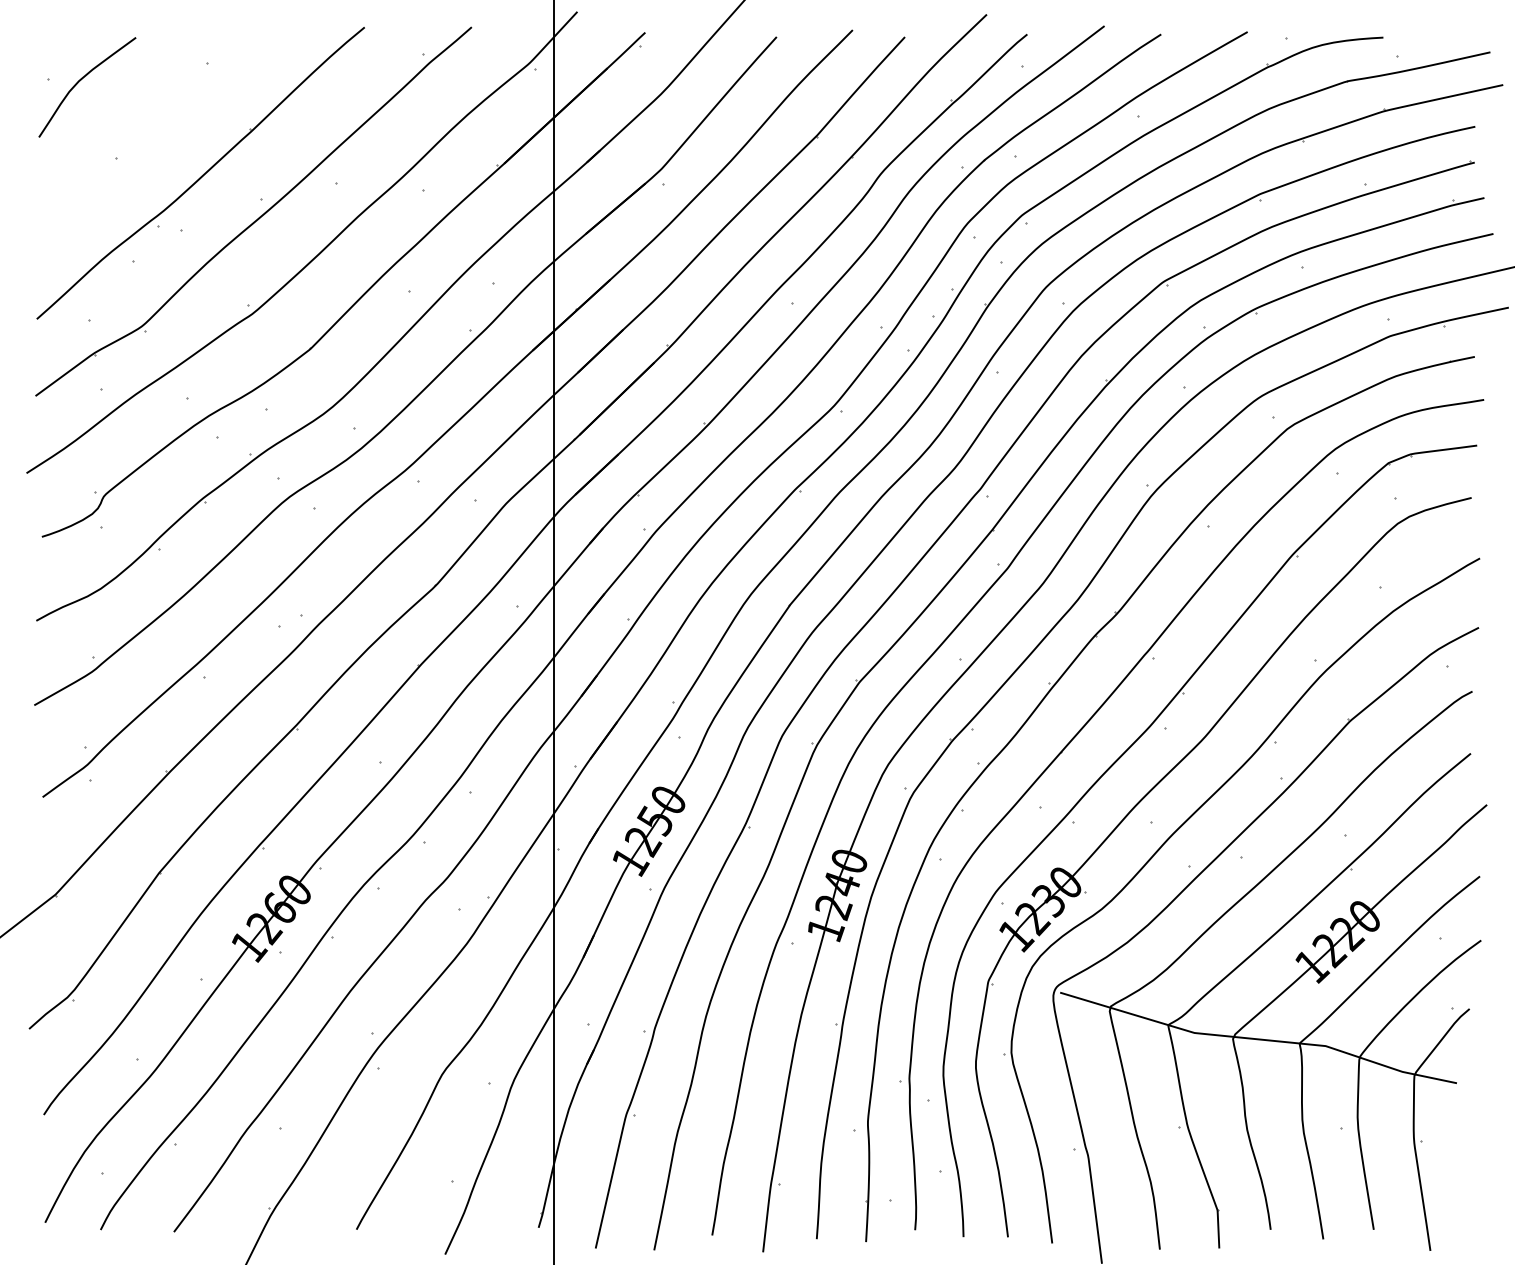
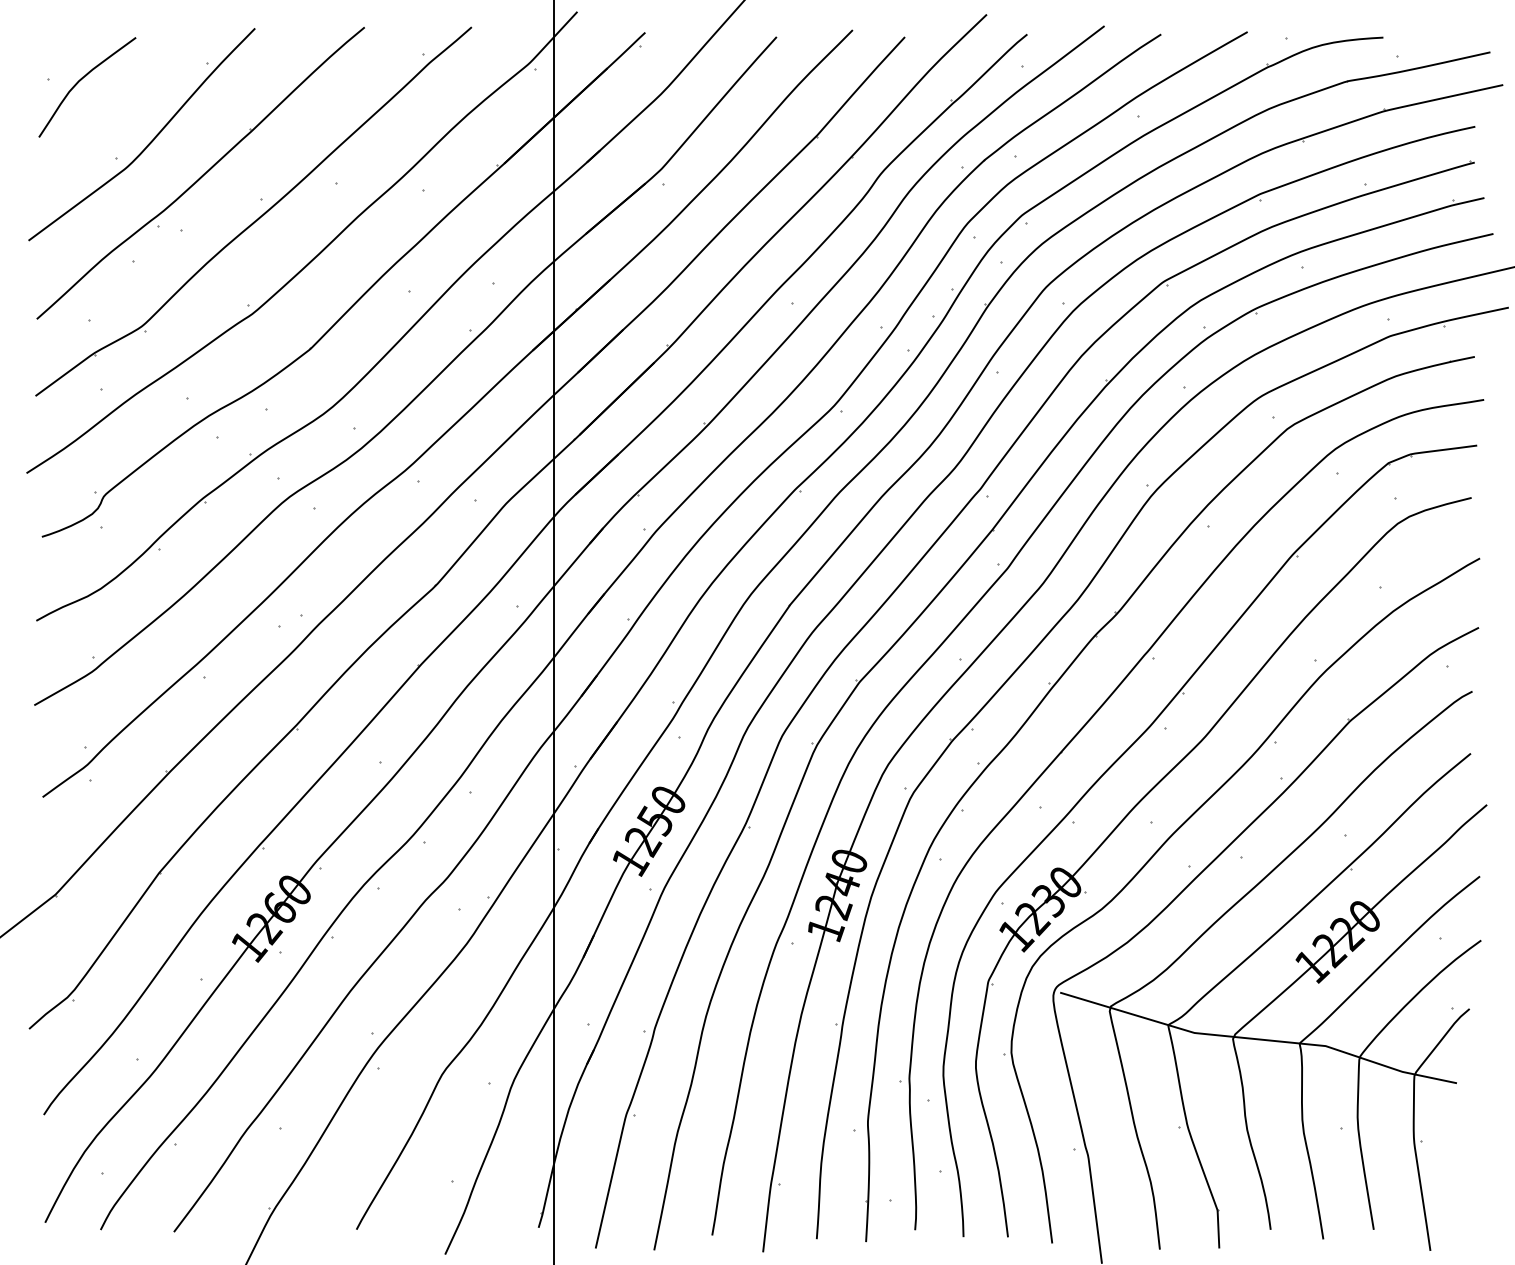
curve: none -> present (149, 142)
